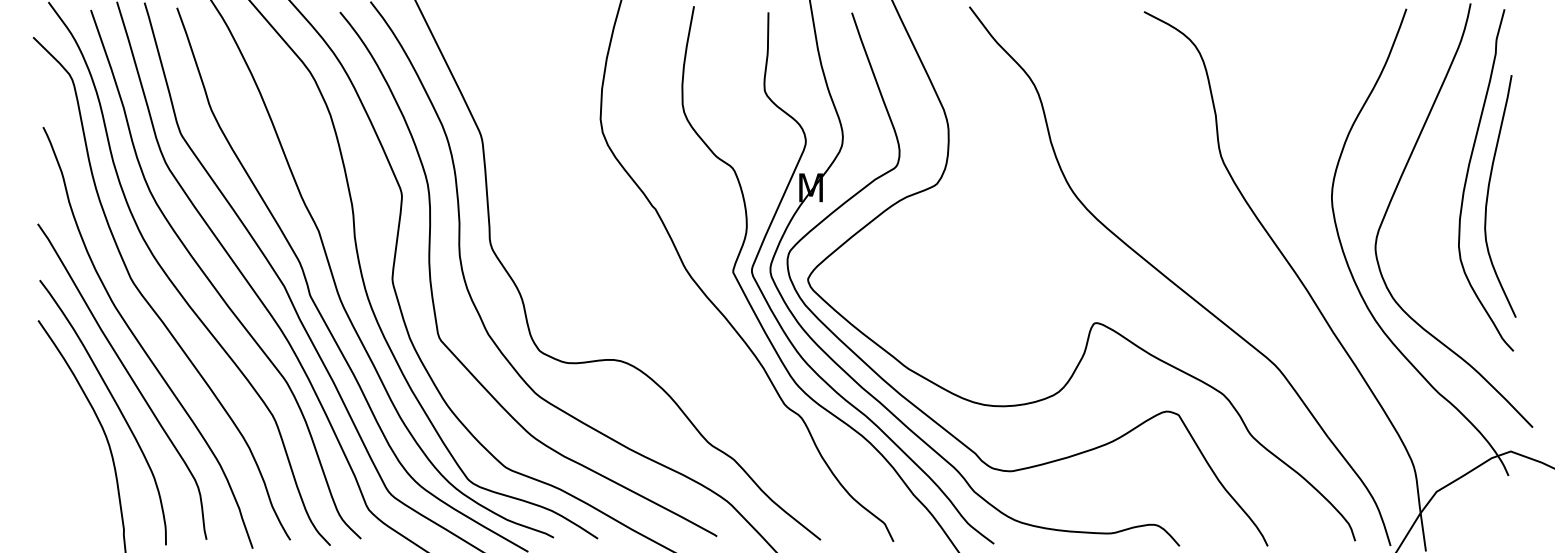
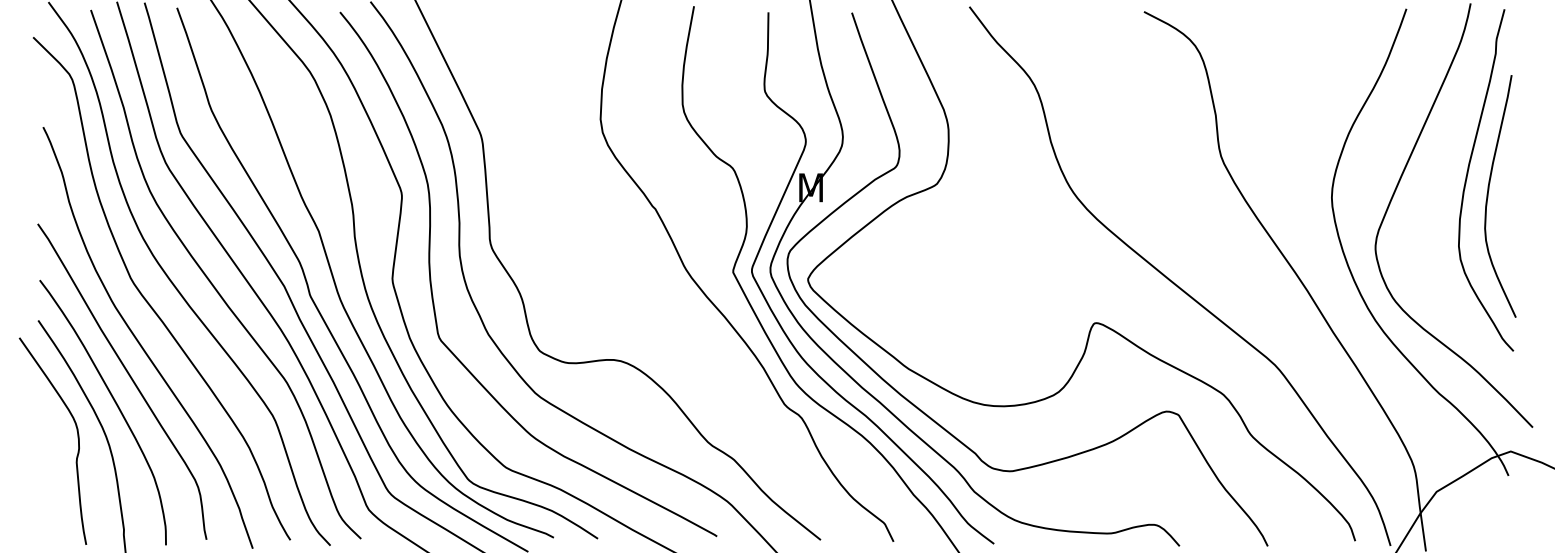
curve: none -> present (77, 438)
